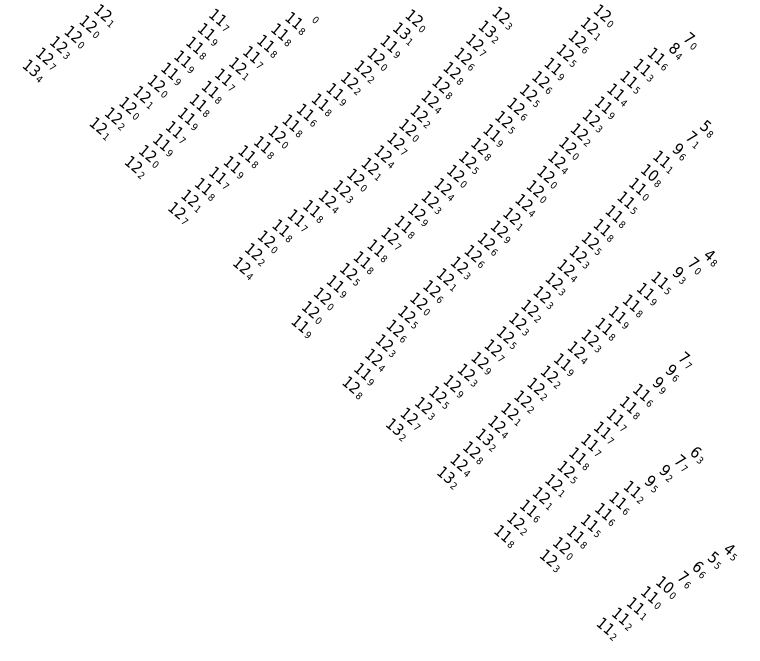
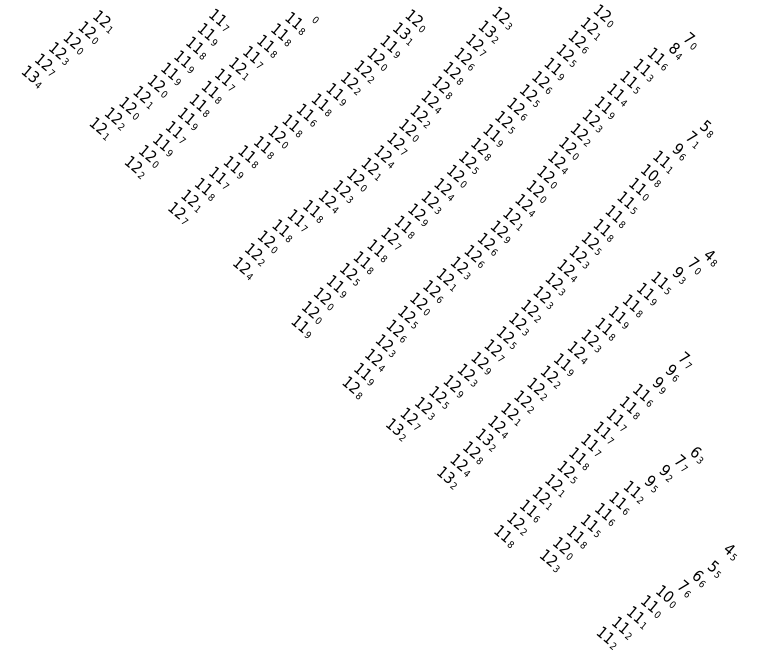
text position: (67, 43) -> (66, 49) (66, 49)
text position: (658, 595) -> (658, 604) (658, 604)
